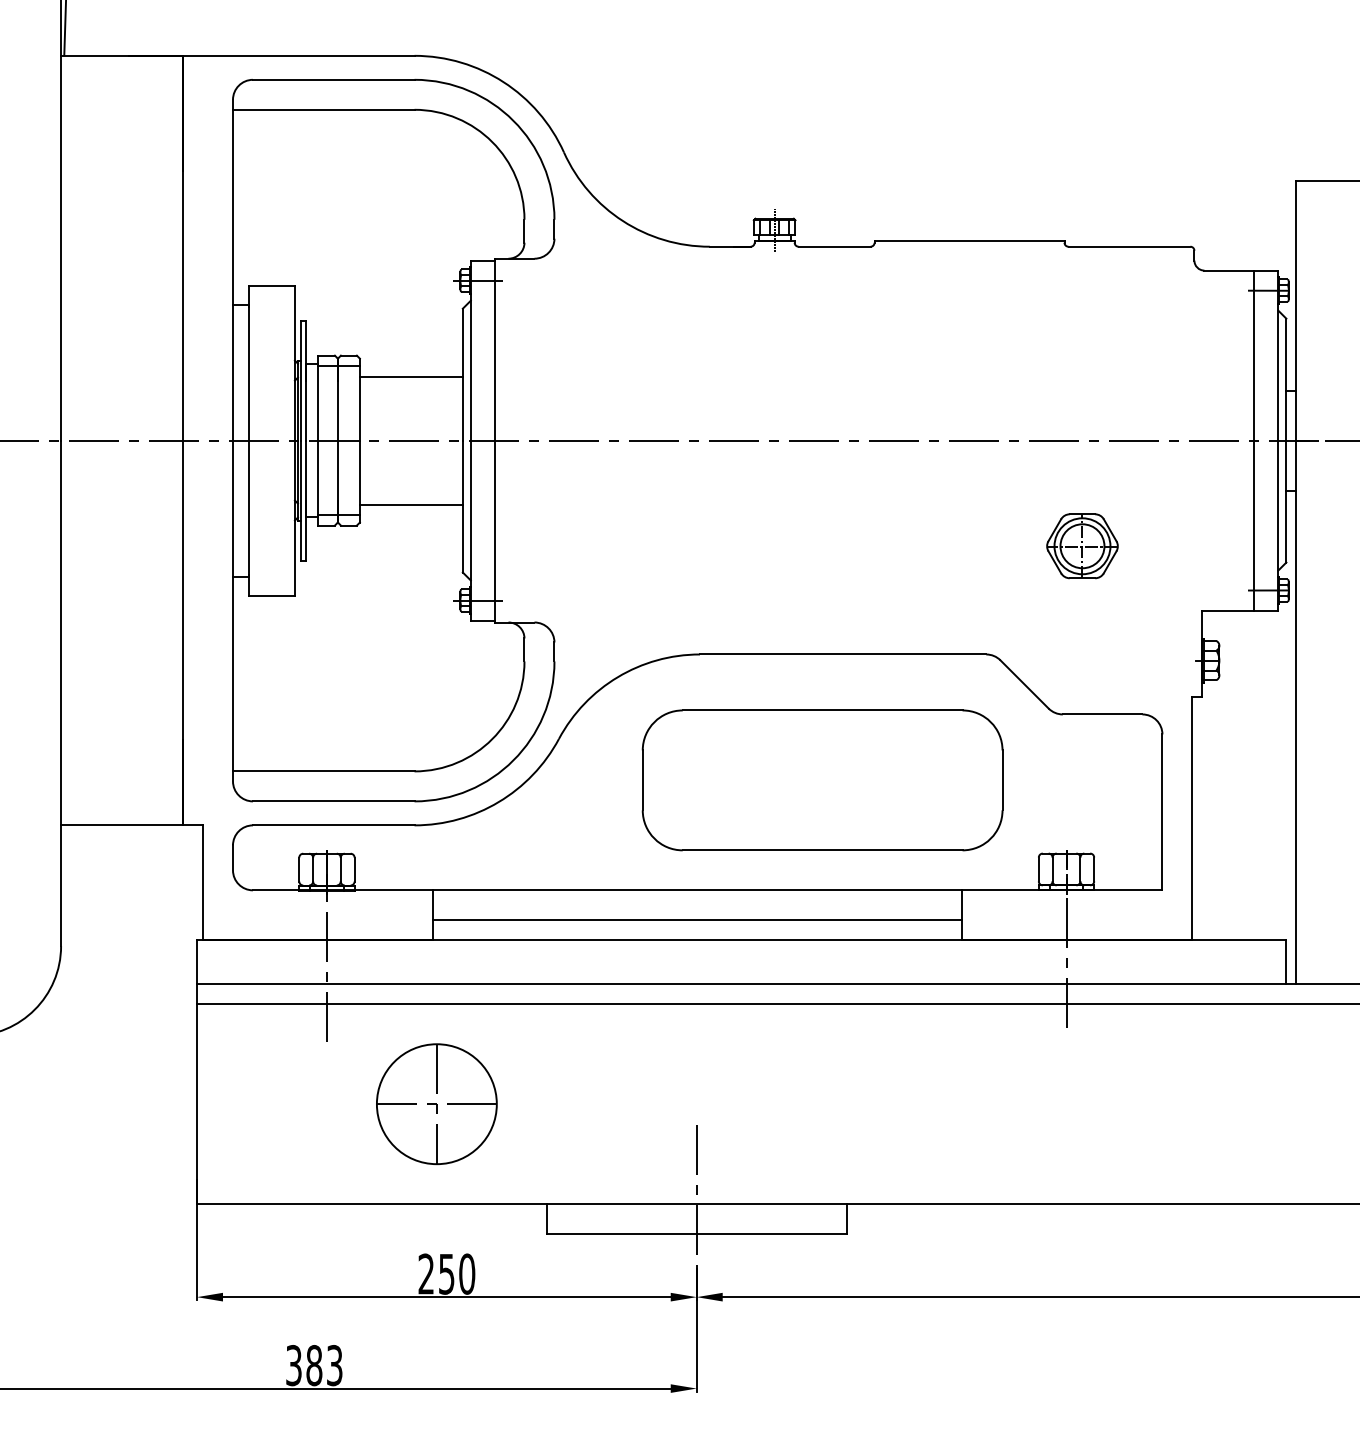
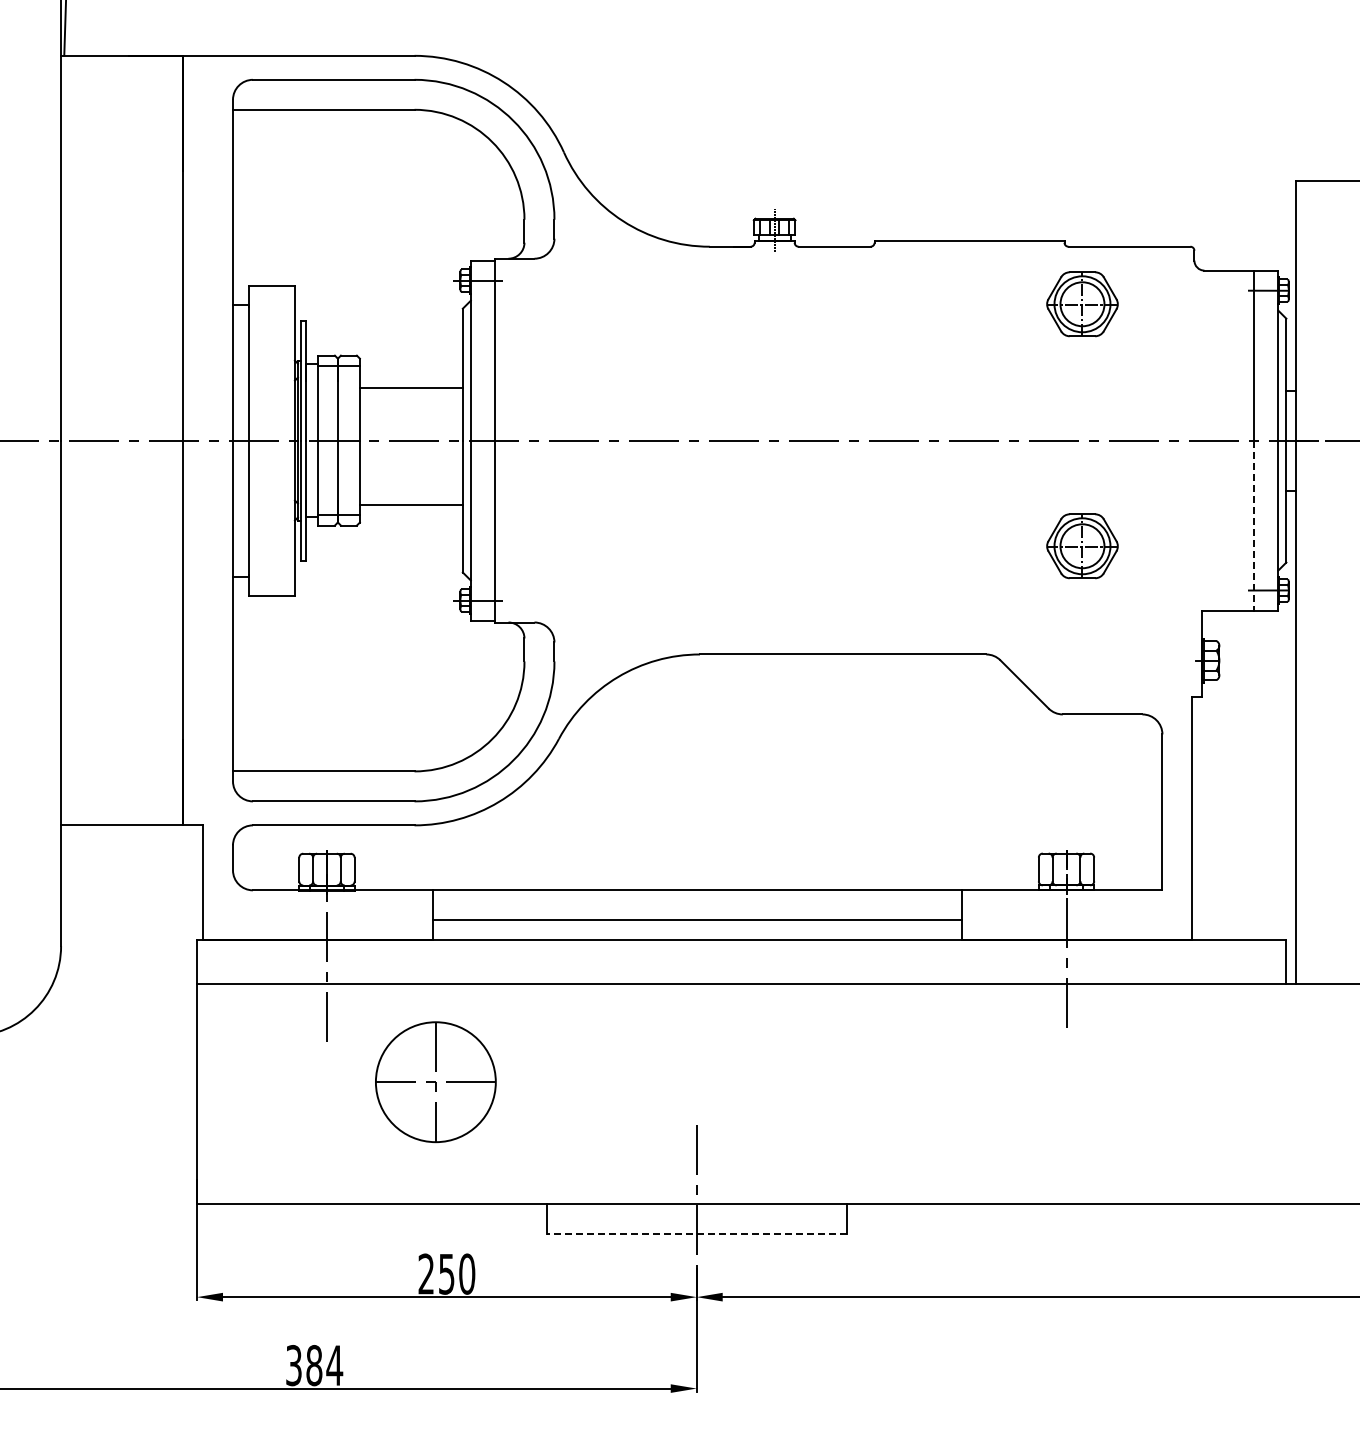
part: none -> present (1082, 304)
line position: (410, 376) -> (410, 387) (410, 387)
line: solid -> dashed (1254, 525)
part: present -> none (822, 780)
line: present -> none (776, 1004)
part position: (436, 1104) -> (435, 1082) (435, 1082)
line: solid -> dashed (696, 1234)
text: 383 -> 384 (334, 1365)
